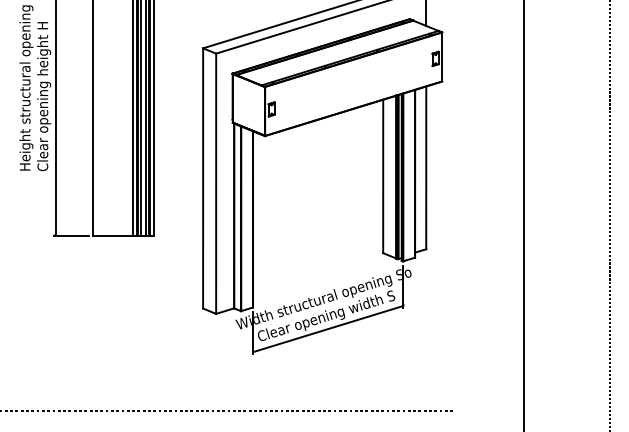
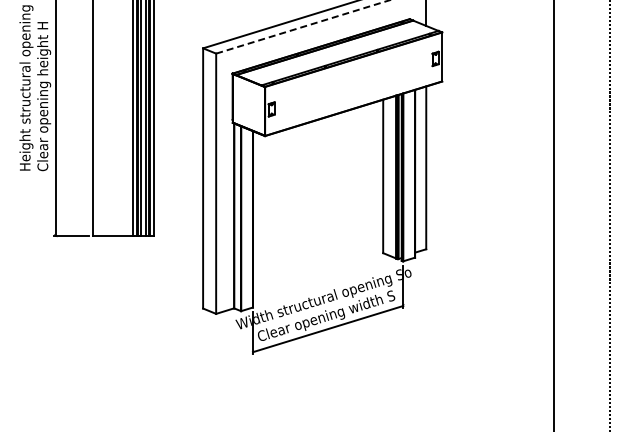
line: solid -> dashed (303, 26)
line position: (523, 215) -> (553, 215) (553, 215)
line: present -> none (227, 410)
